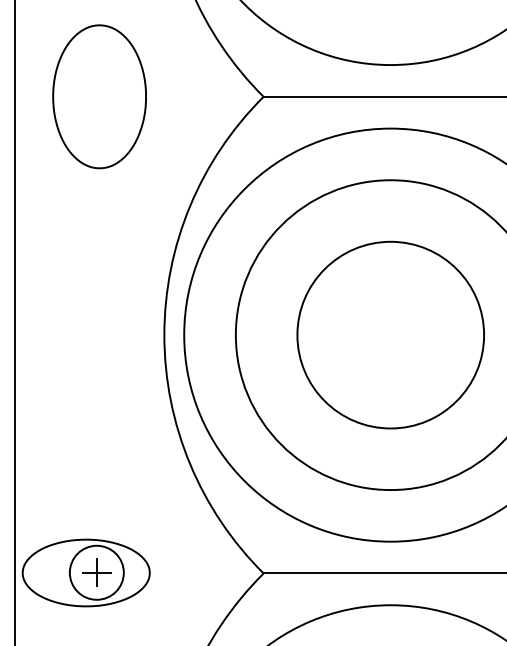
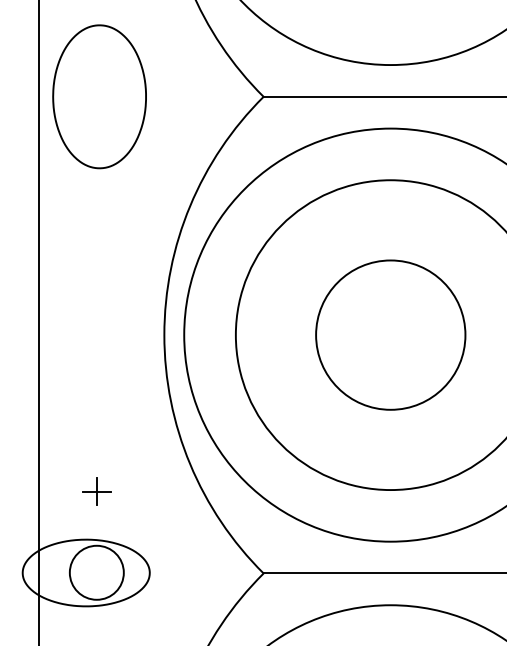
line position: (15, 322) -> (39, 322) (39, 322)
circle diameter: 187 px -> 149 px (390, 334)
part position: (96, 572) -> (96, 491) (96, 491)
